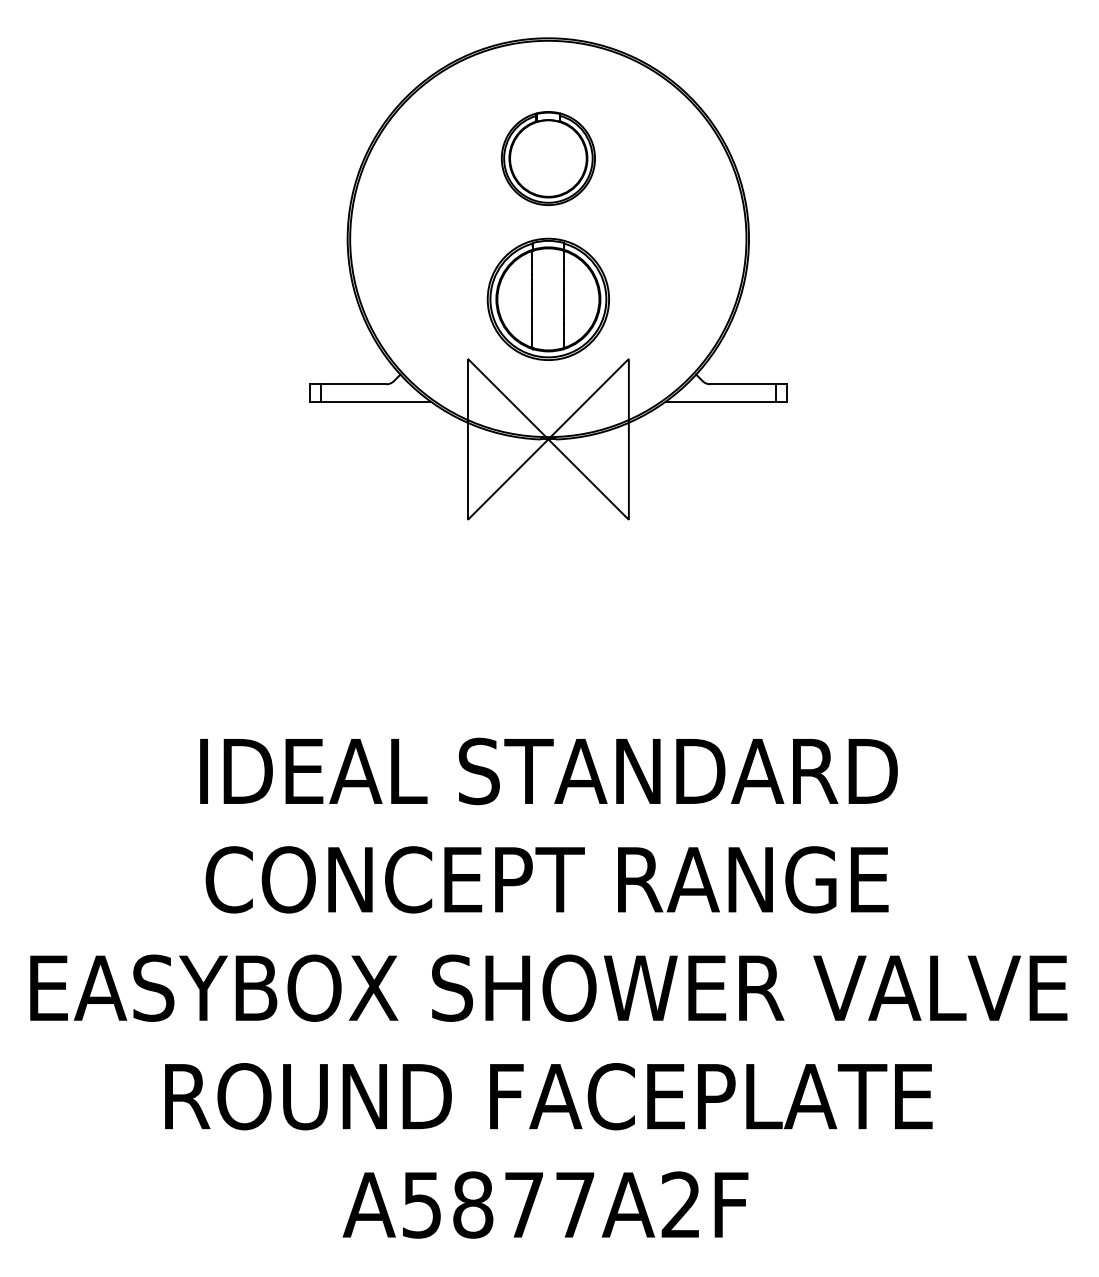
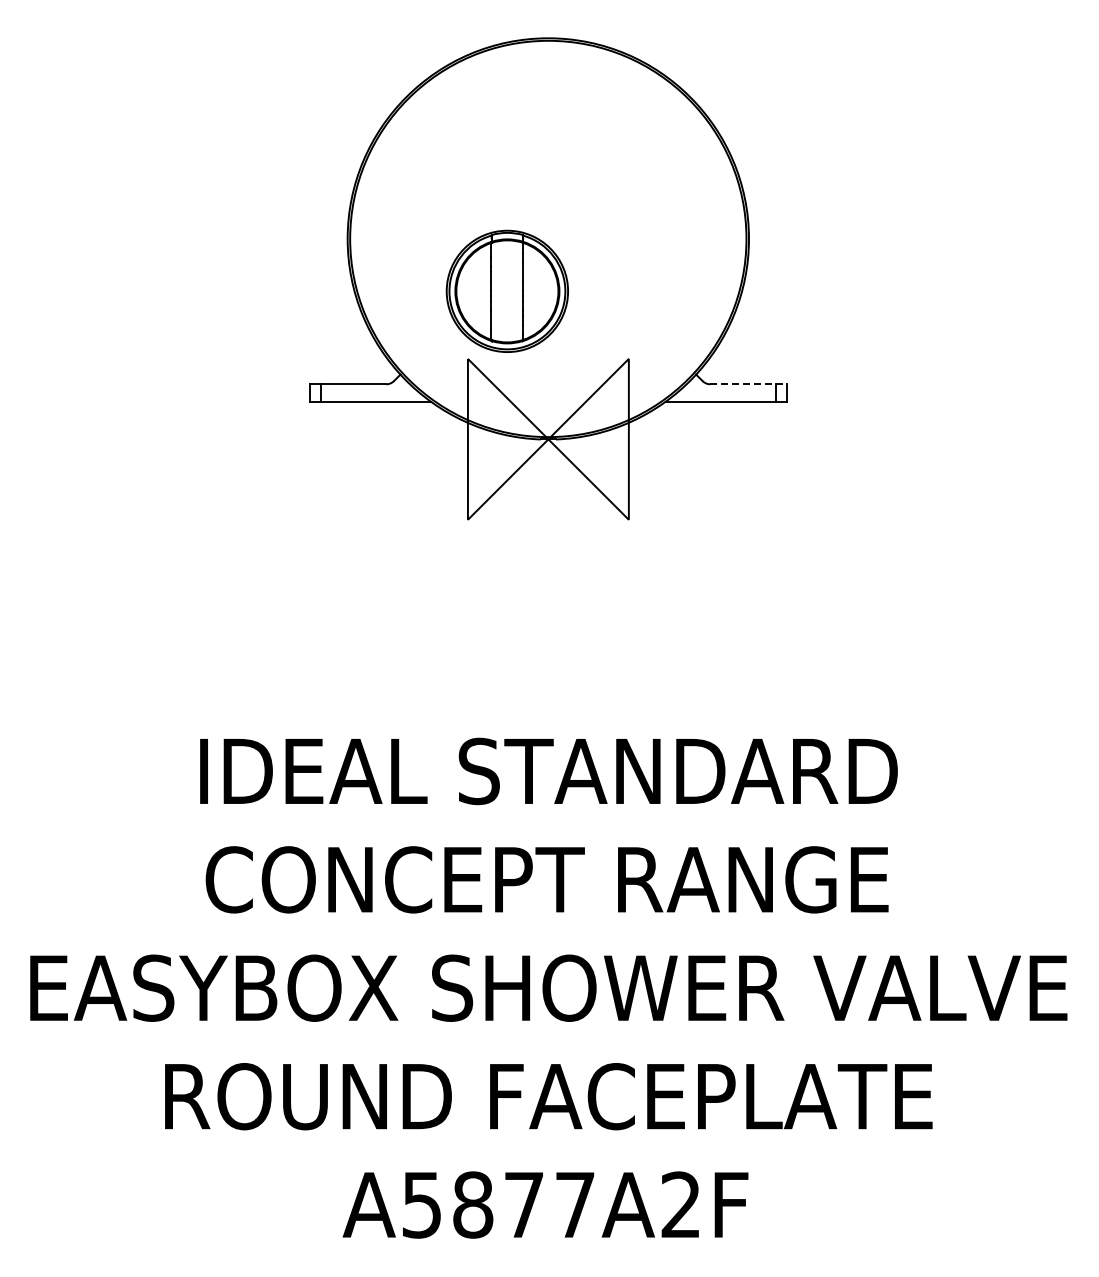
part: present -> none (547, 158)
part position: (547, 298) -> (506, 290) (506, 290)
line: solid -> dashed (749, 384)
